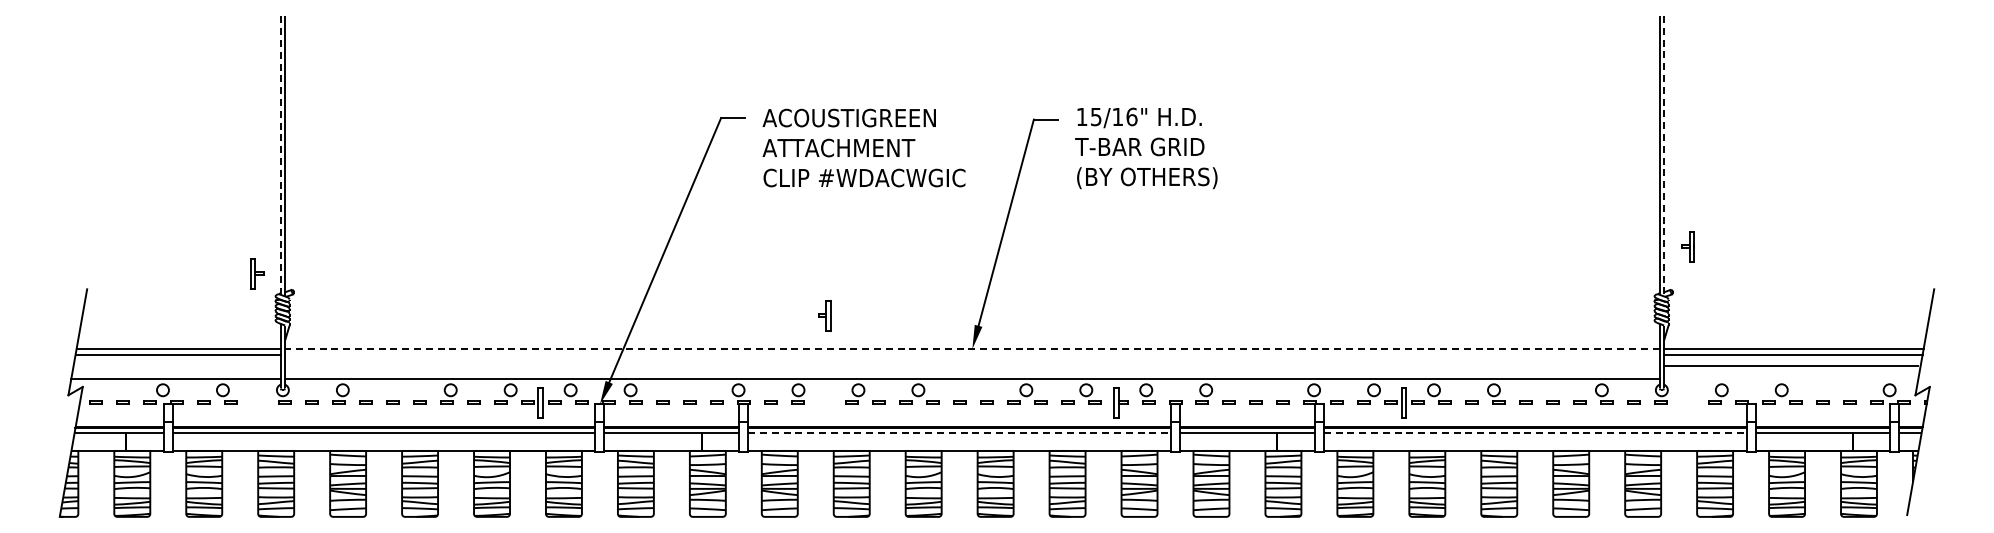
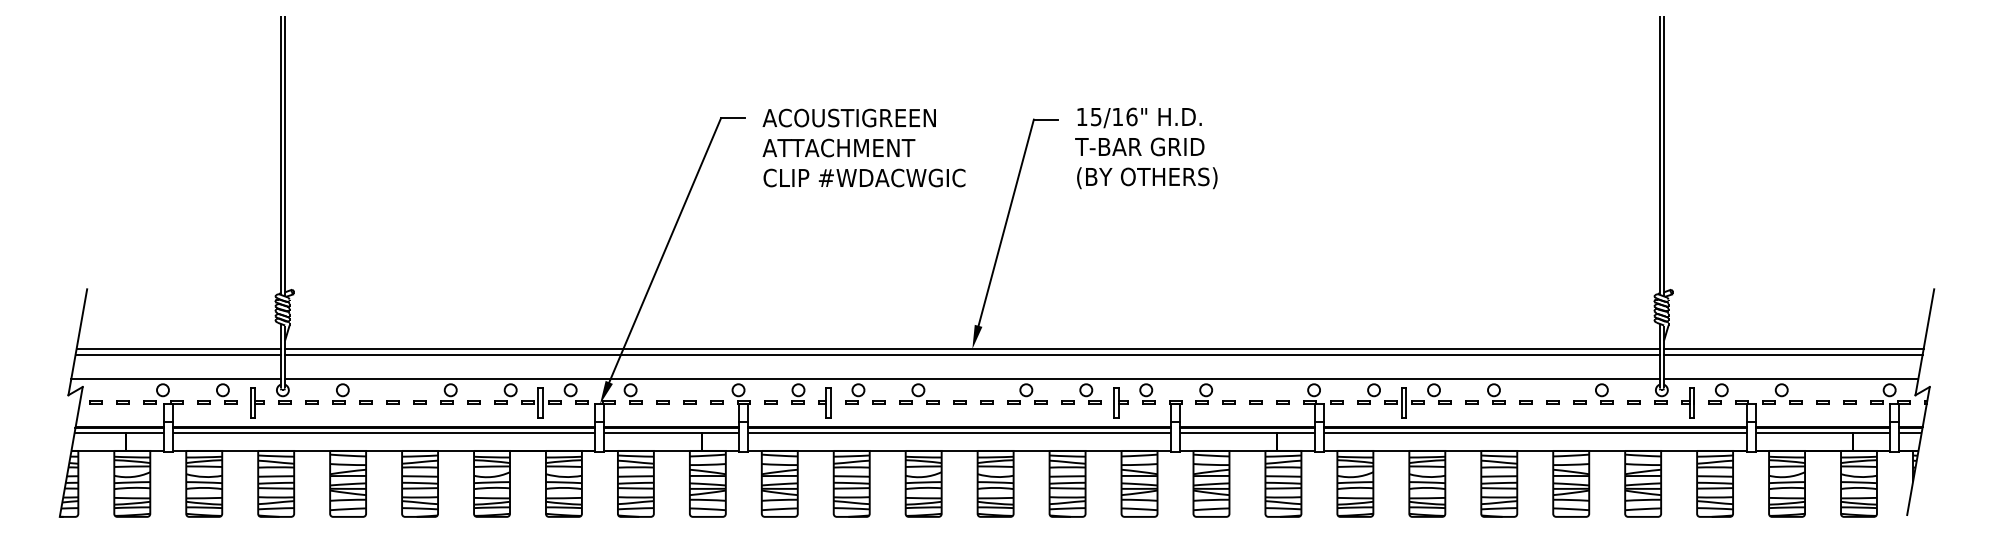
line: dashed -> solid (280, 154)
line: dashed -> solid (1664, 156)
part position: (1687, 246) -> (1687, 402) (1687, 402)
part position: (257, 273) -> (257, 402) (257, 402)
part position: (824, 315) -> (824, 402) (824, 402)
line: dashed -> solid (971, 349)
line: none -> present (972, 355)
line position: (1791, 365) -> (1791, 378) (1791, 378)
line: dashed -> solid (960, 432)
line: dashed -> solid (1535, 432)
